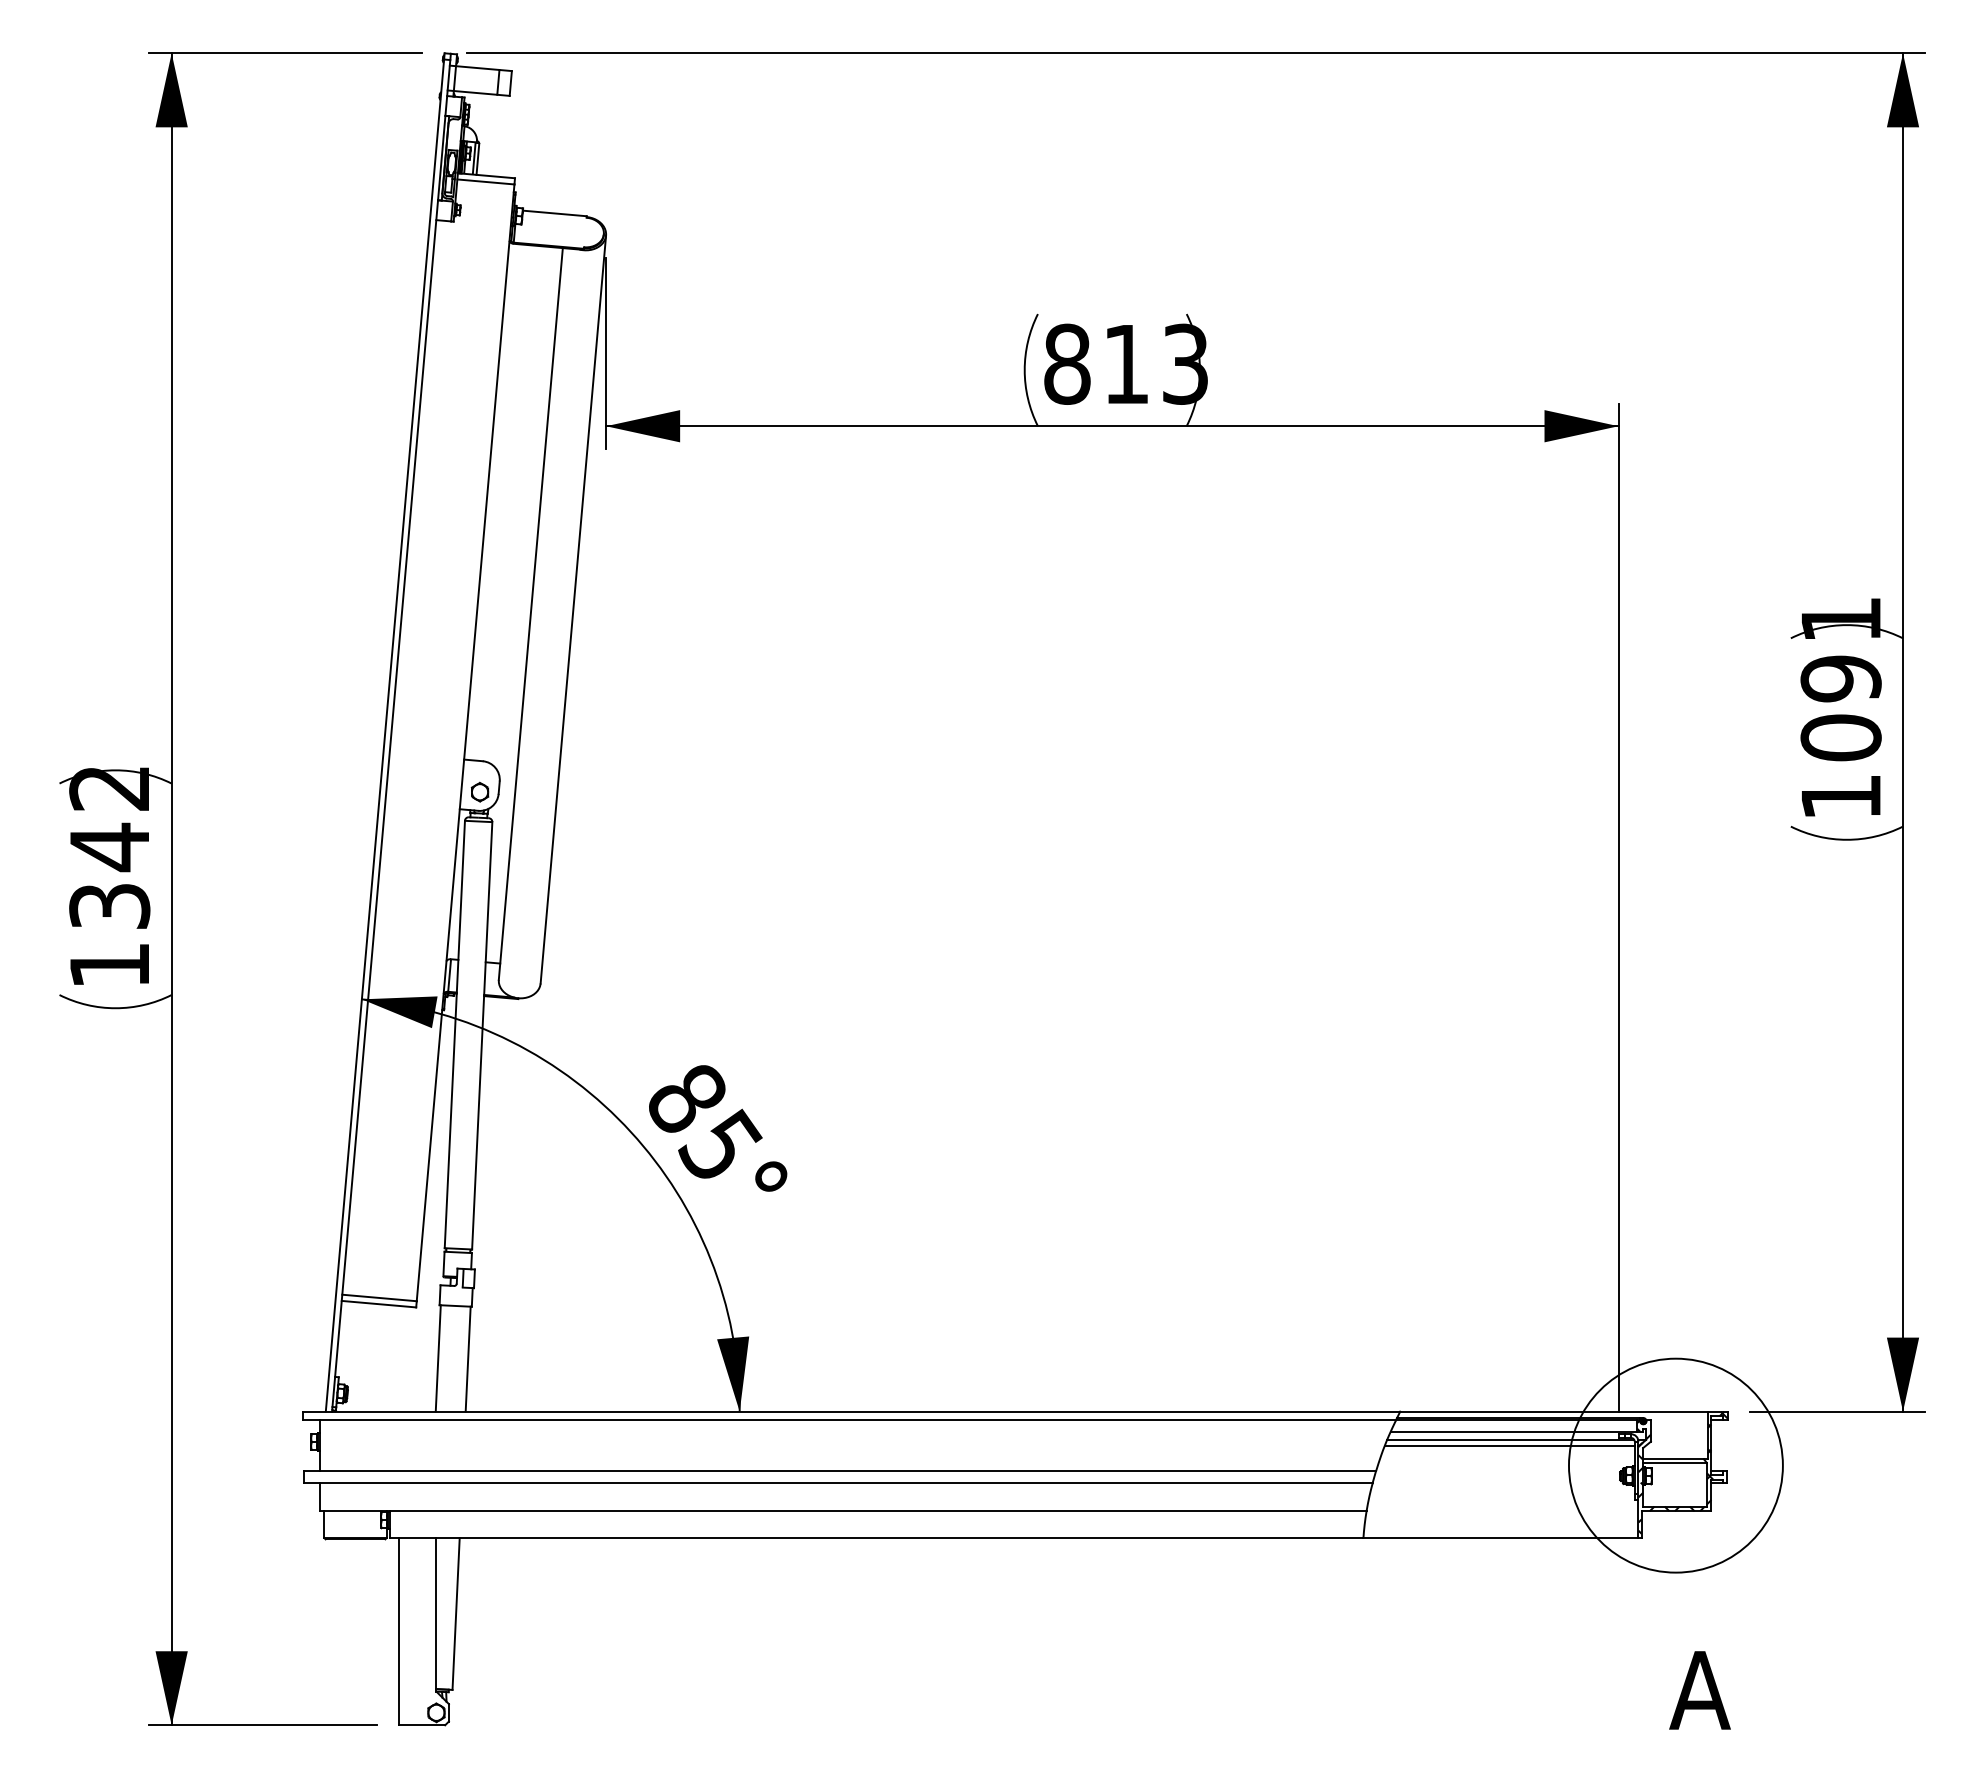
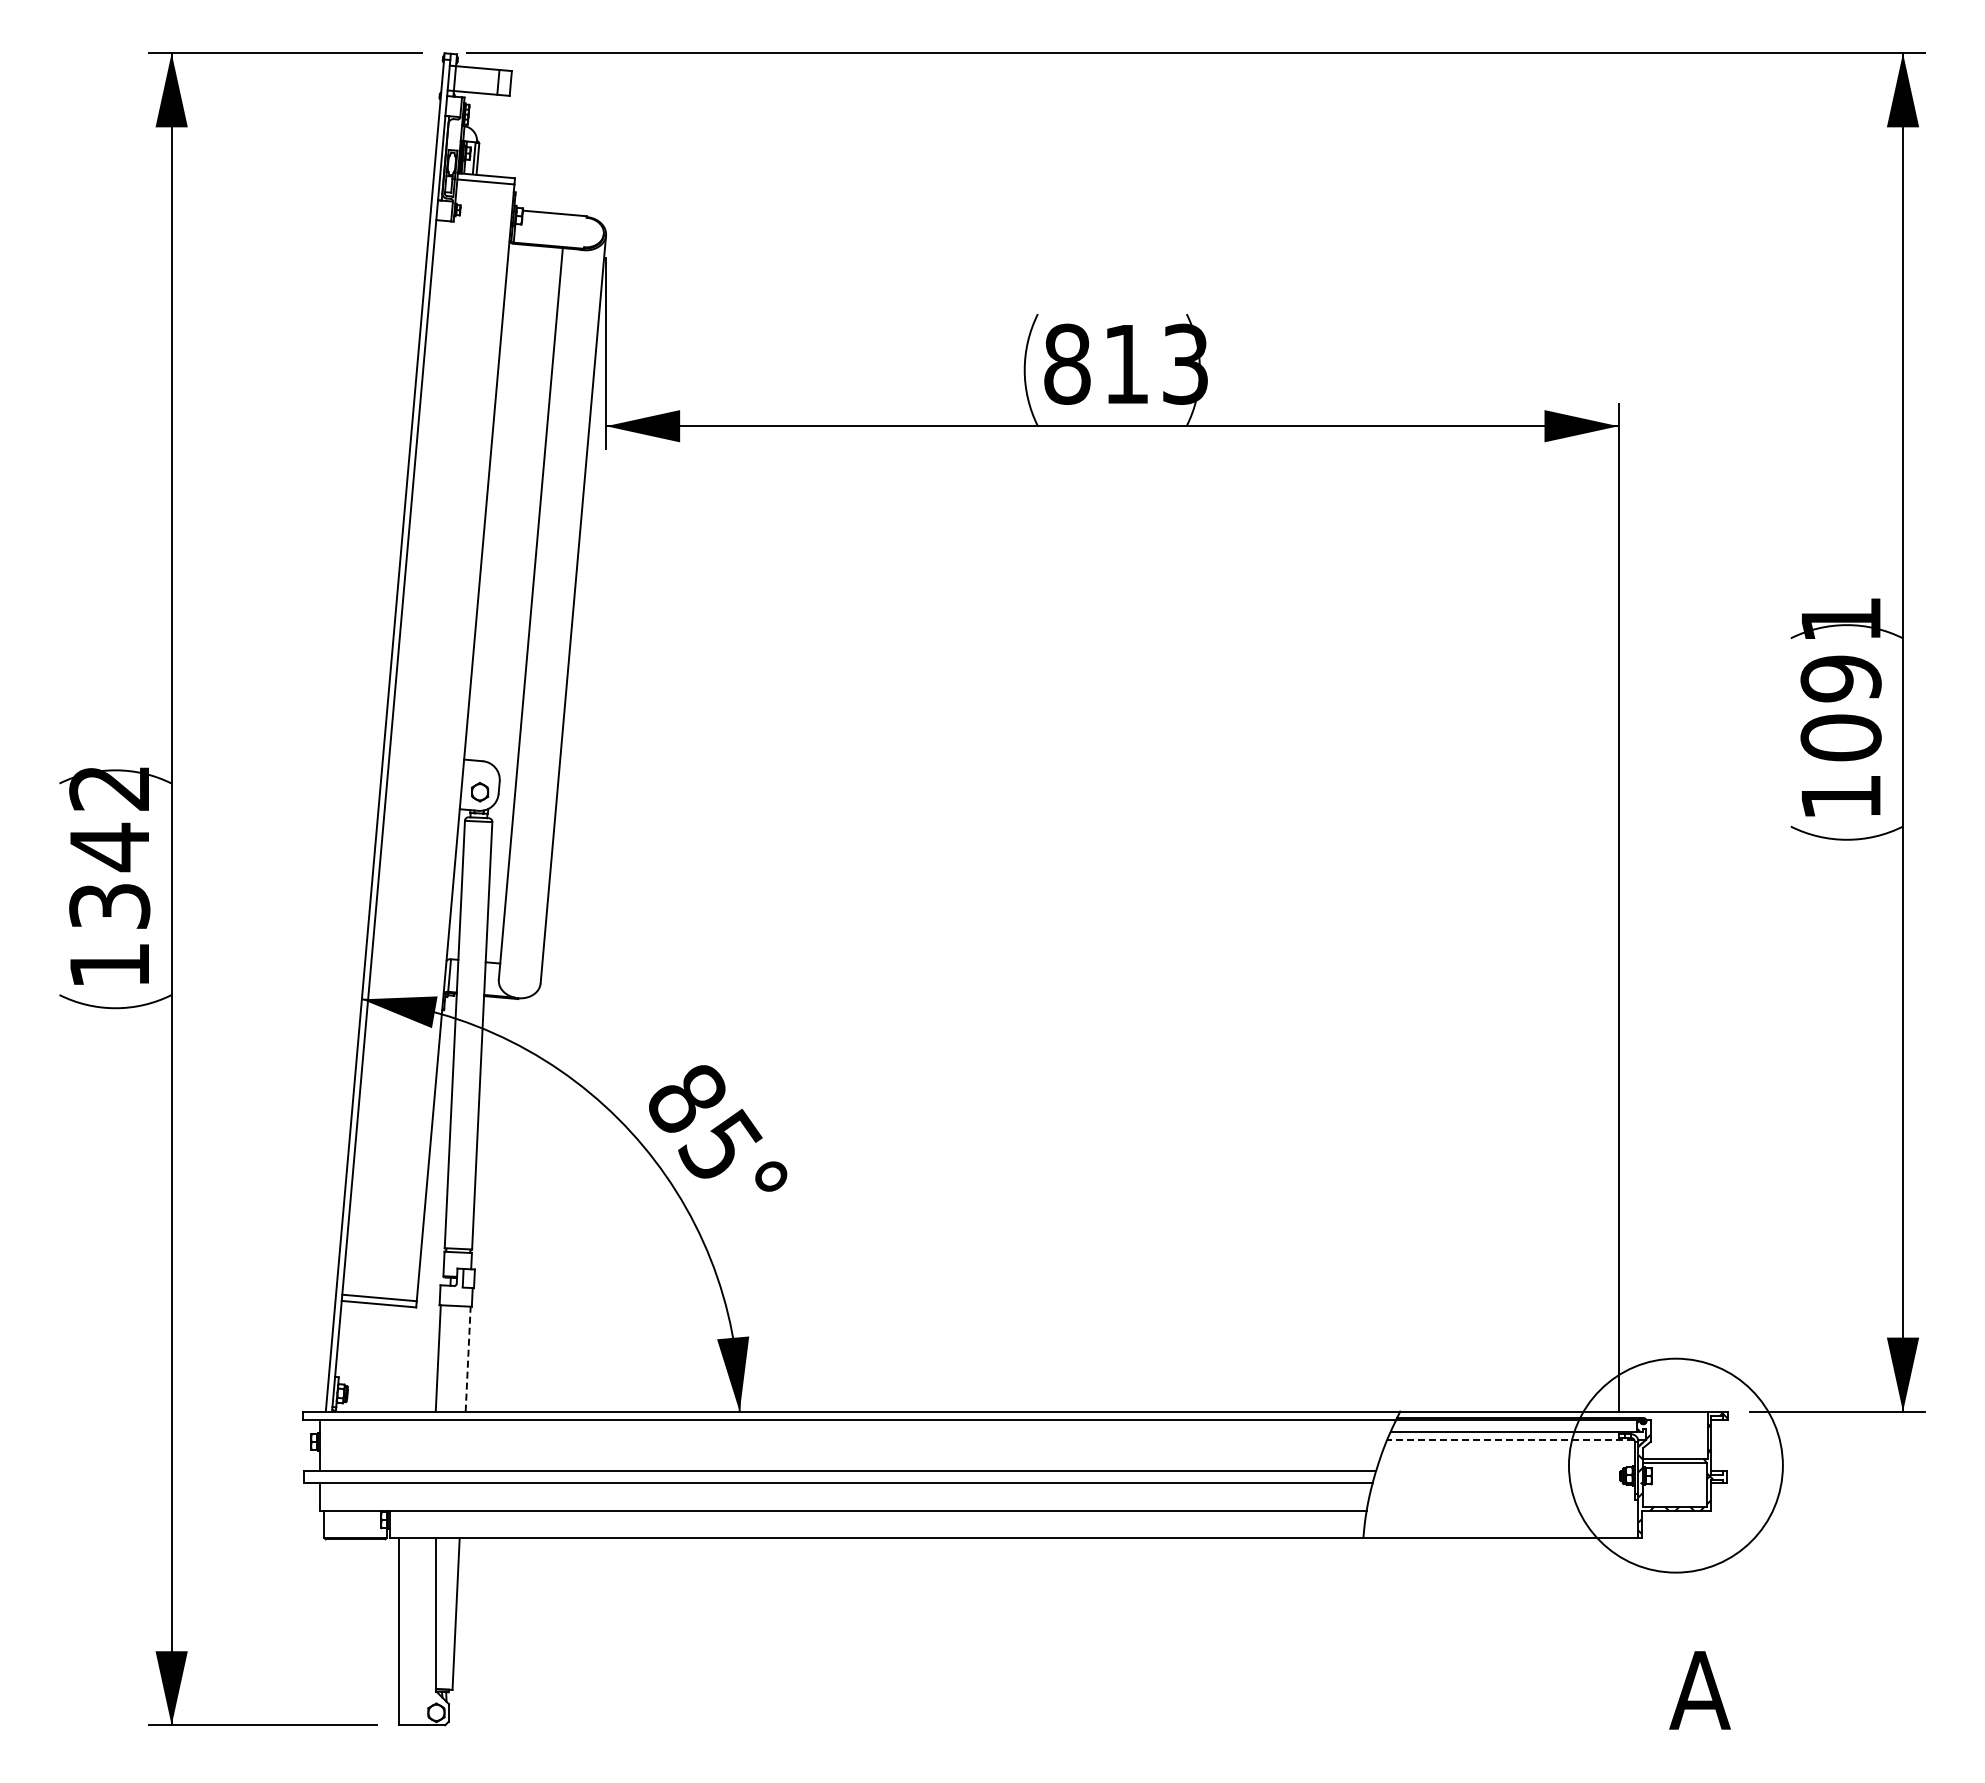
line: solid -> dashed (468, 1359)
line: solid -> dashed (1510, 1439)
line: present -> none (1509, 1446)
